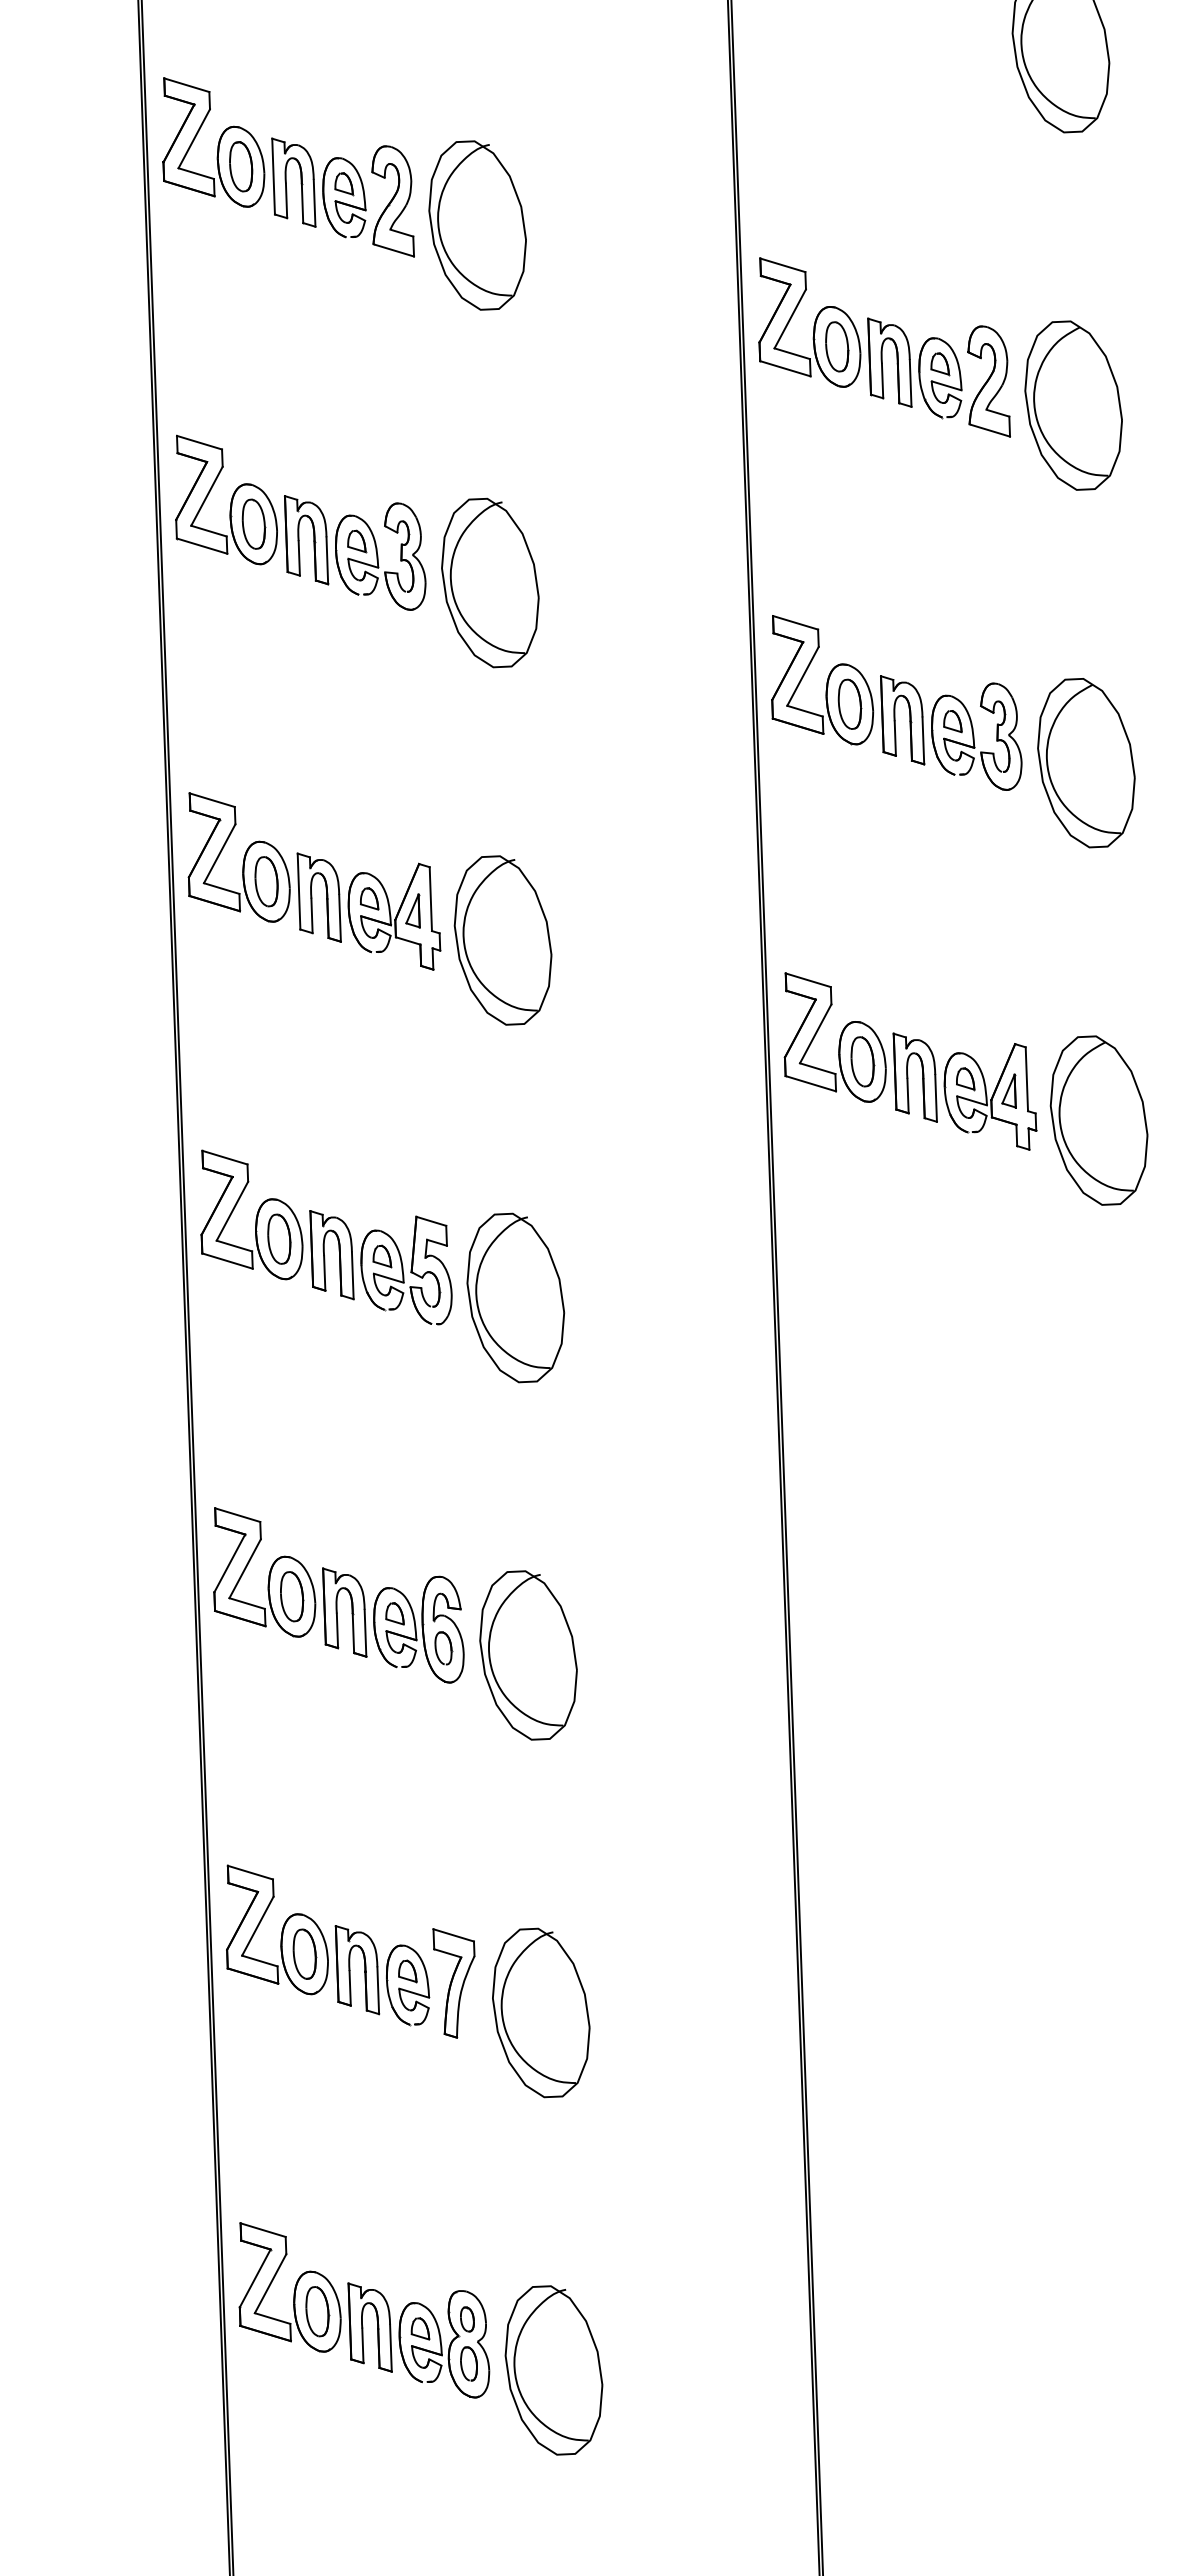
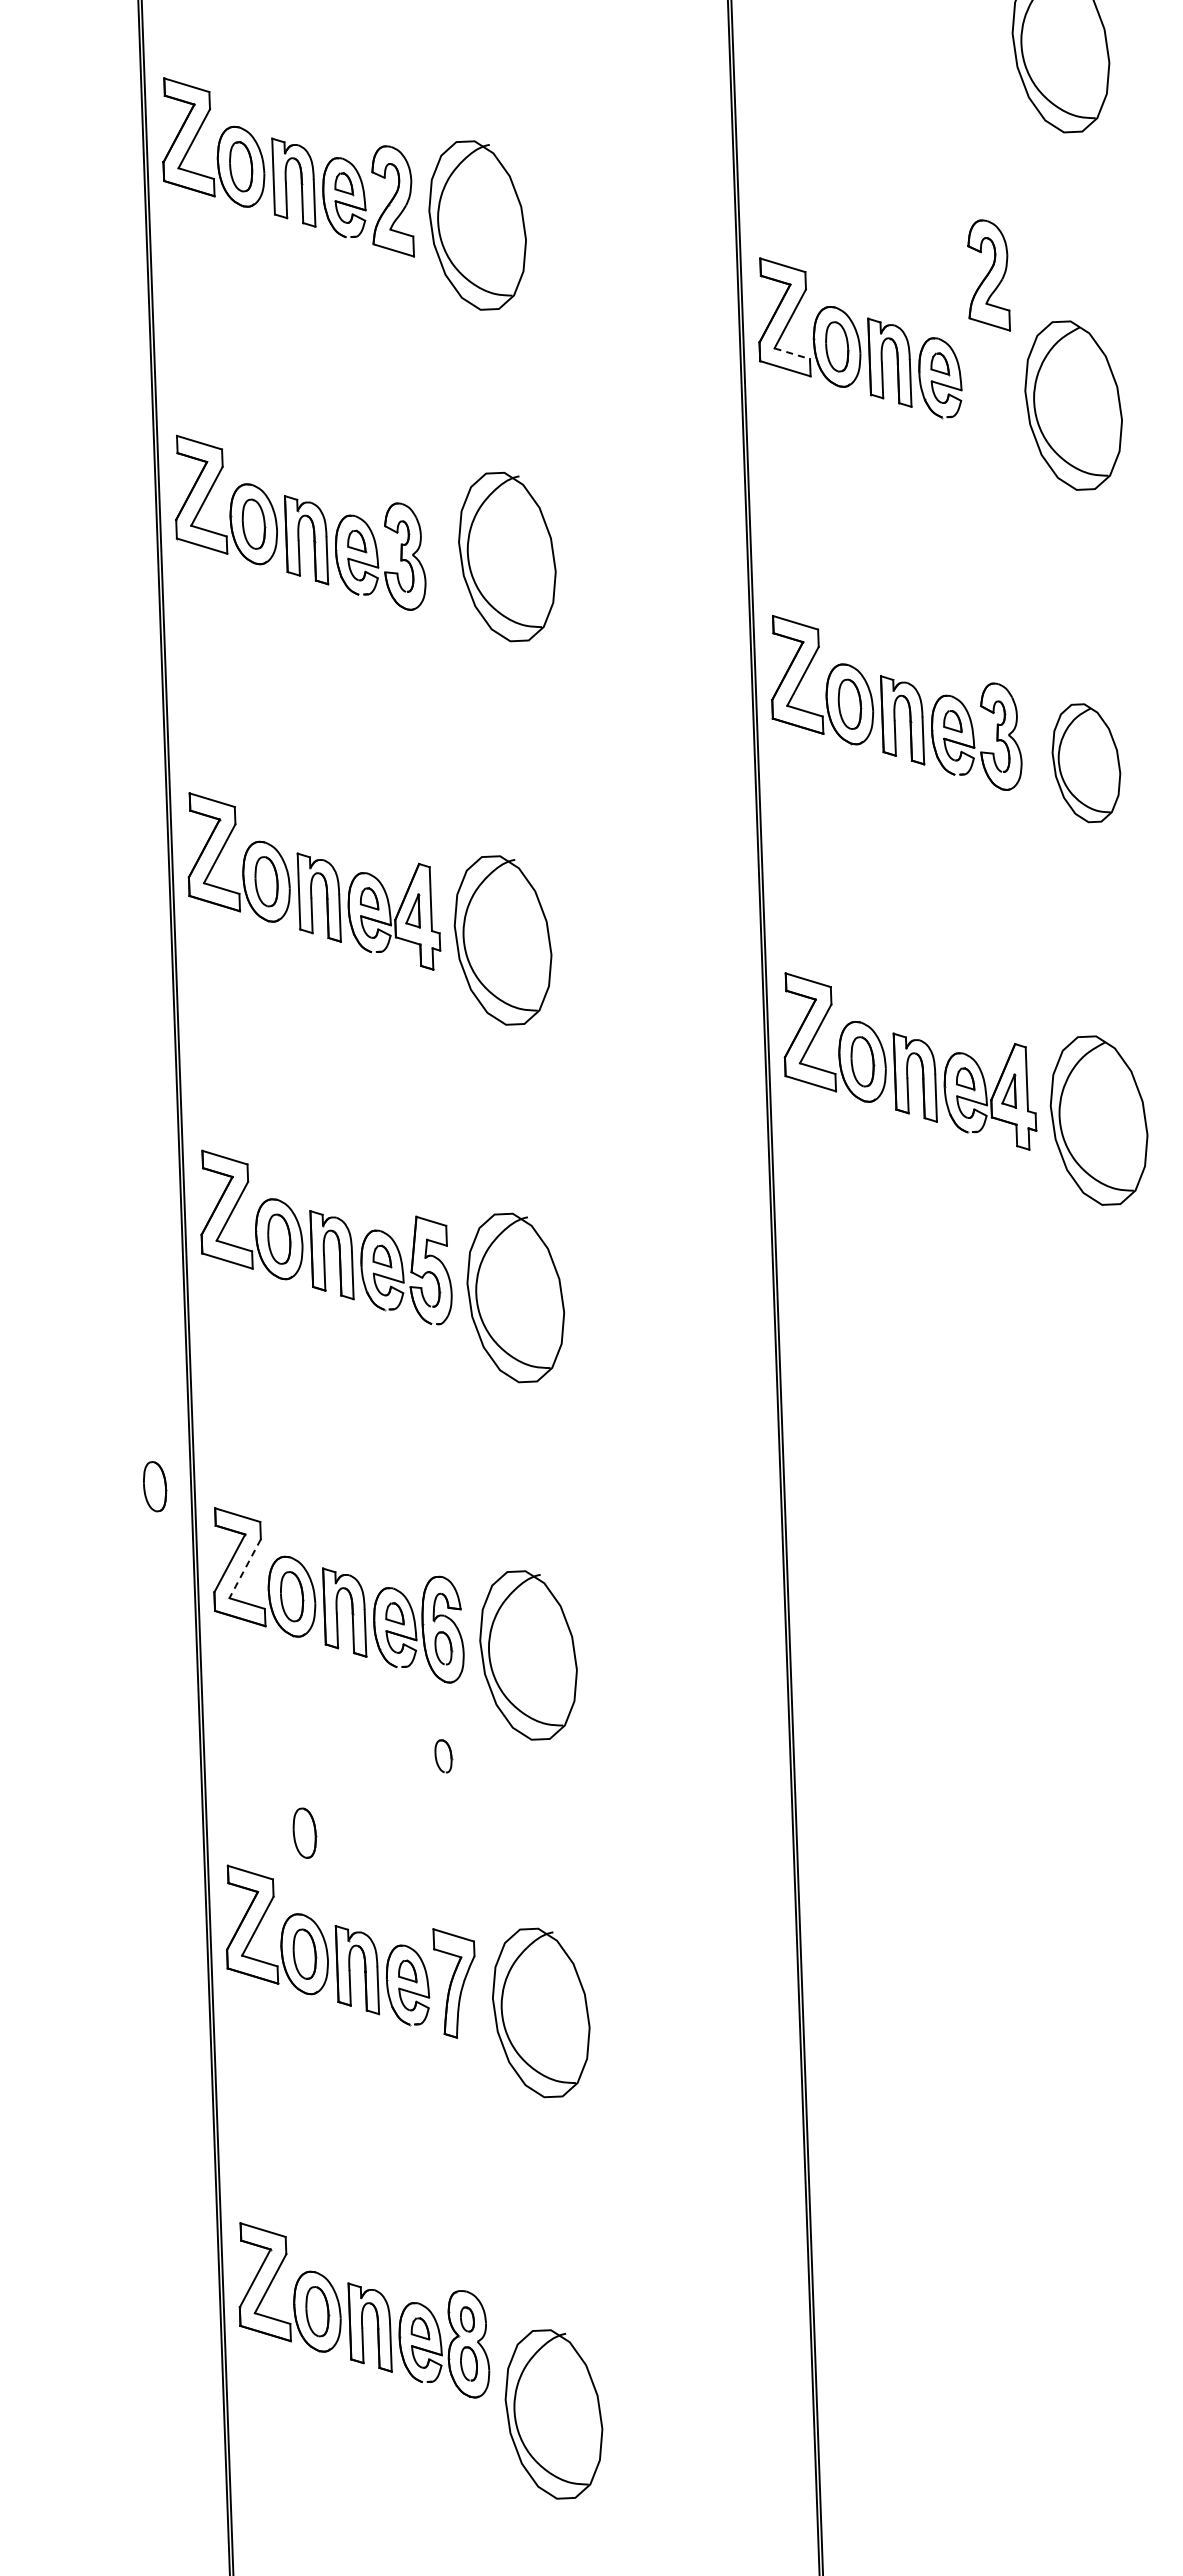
line: solid -> dashed (792, 353)
part position: (988, 381) -> (988, 275) (988, 275)
part position: (490, 582) -> (507, 556) (507, 556)
part size: 99x171 px -> 71x121 px (1086, 763)
part: none -> present (155, 1486)
line: solid -> dashed (244, 1569)
part: none -> present (443, 1756)
part: none -> present (304, 1832)
part position: (553, 2370) -> (553, 2414) (553, 2414)
